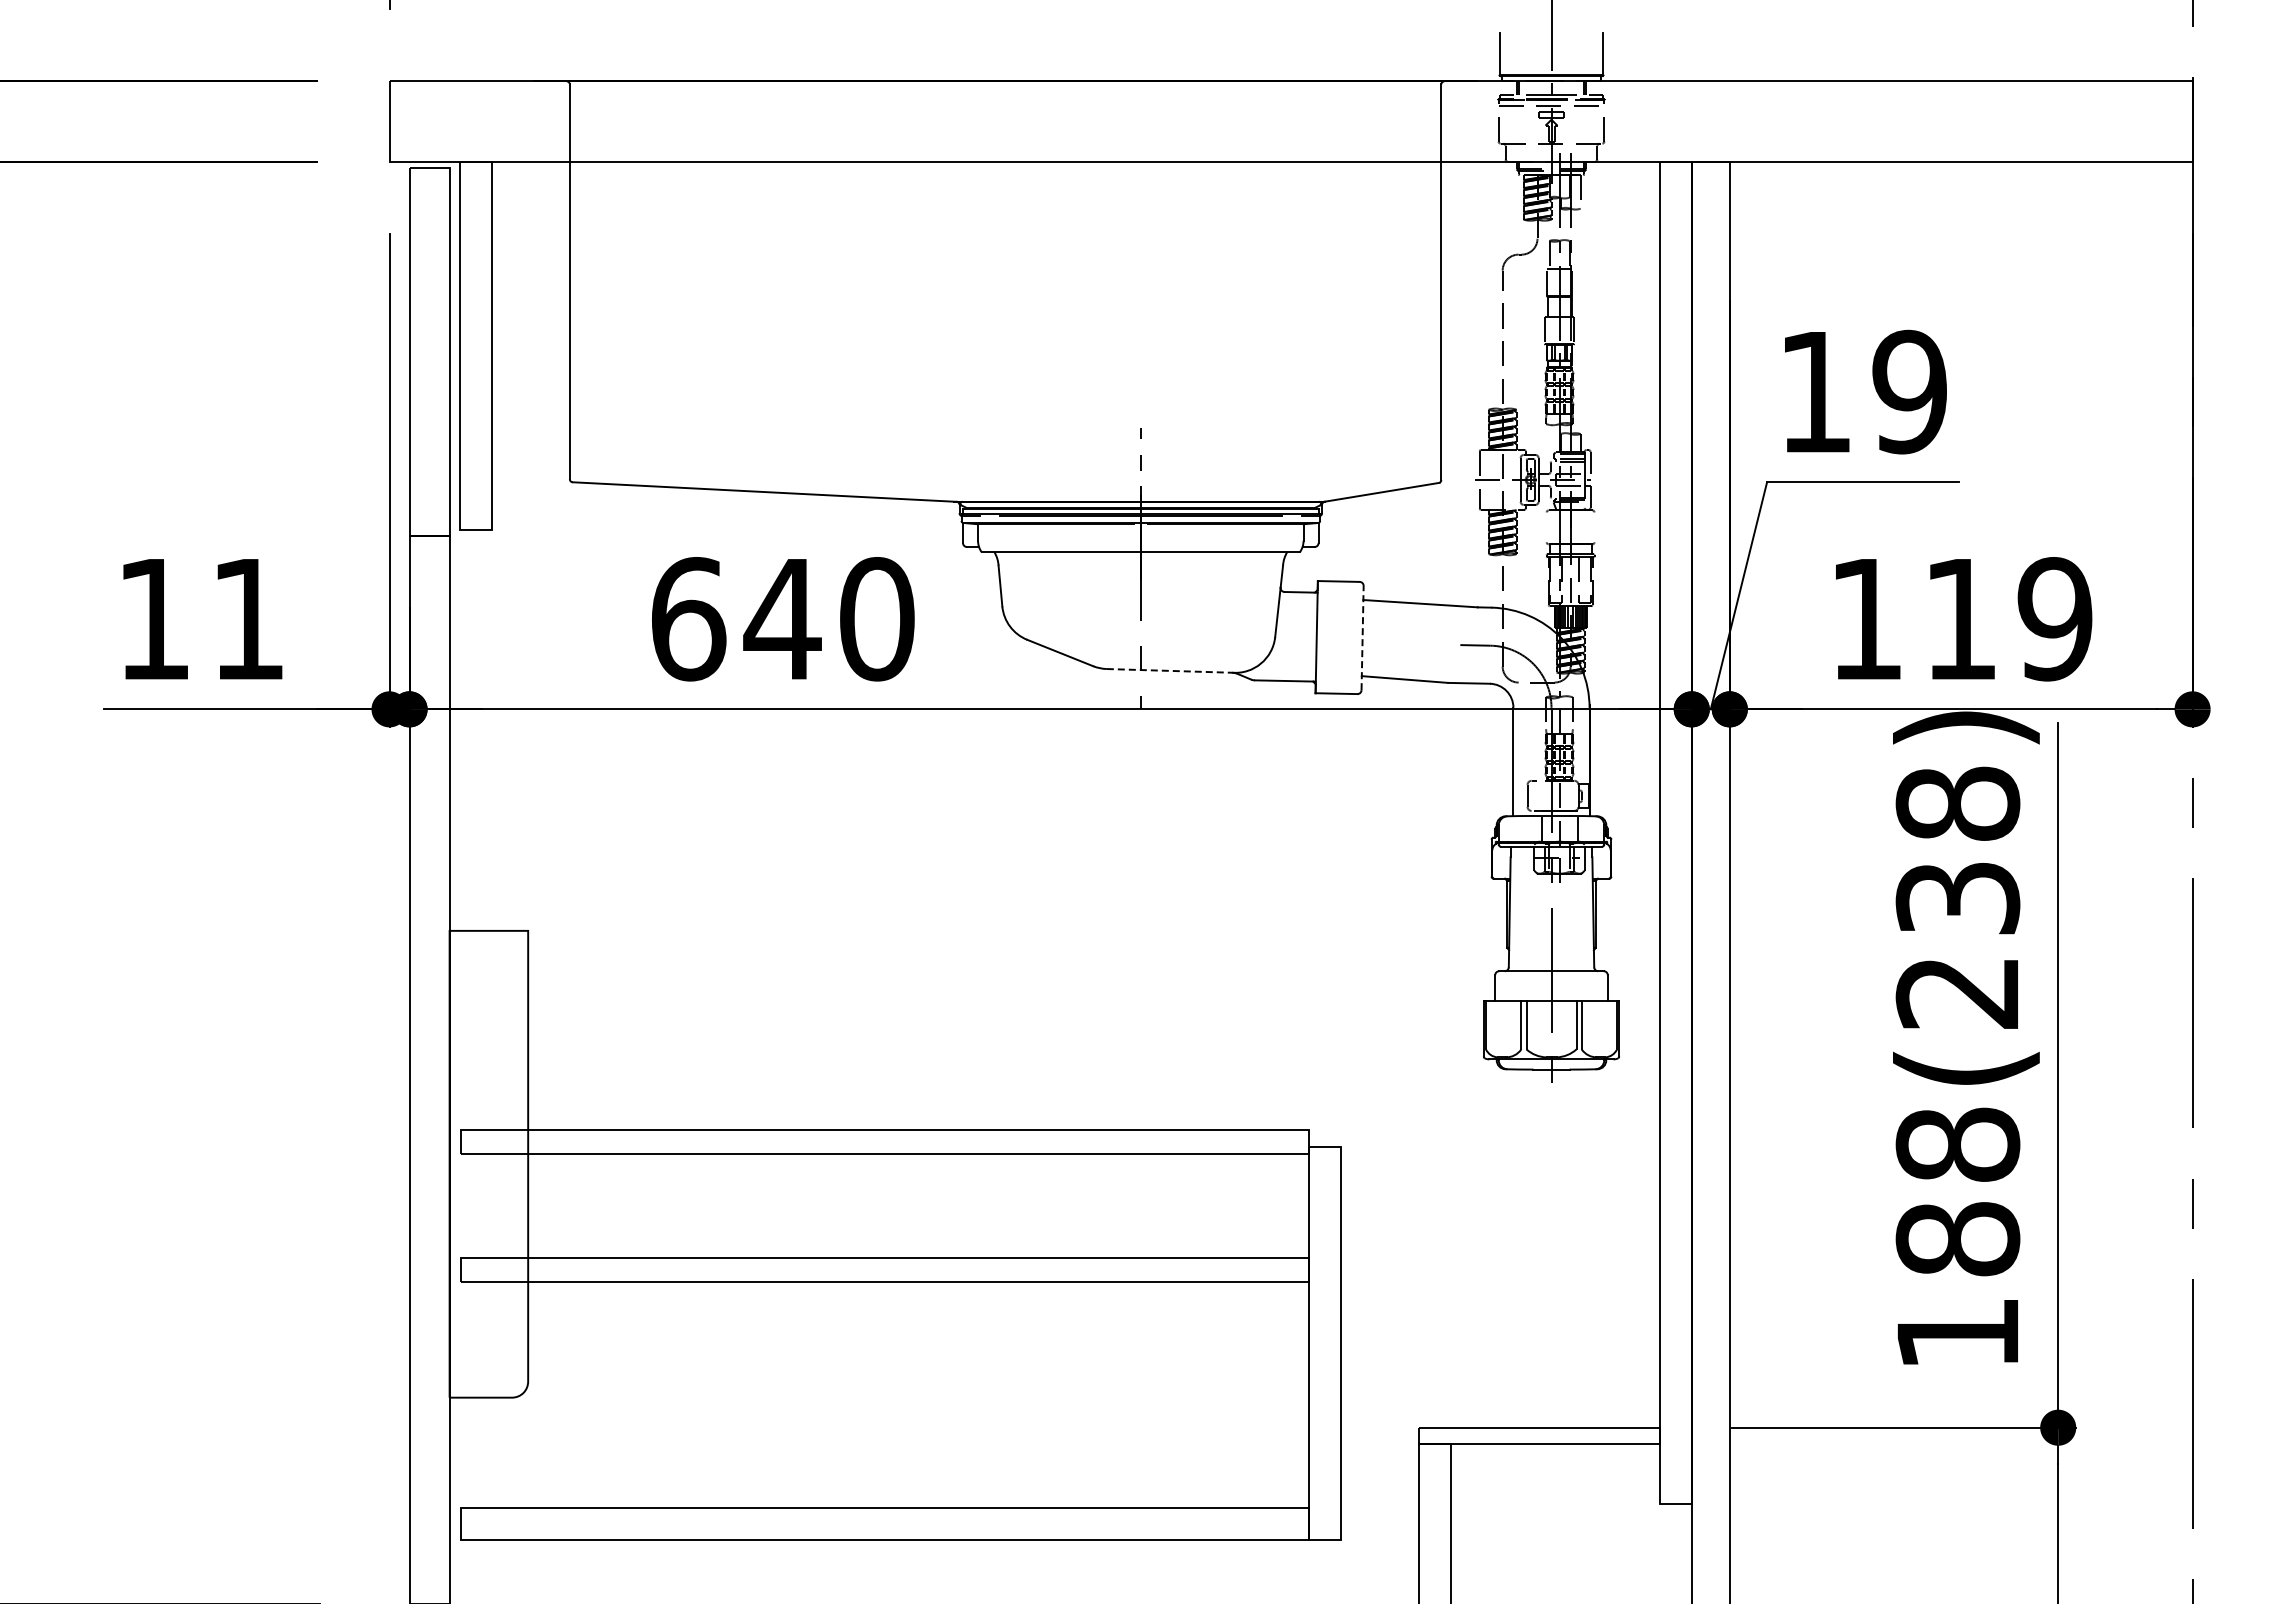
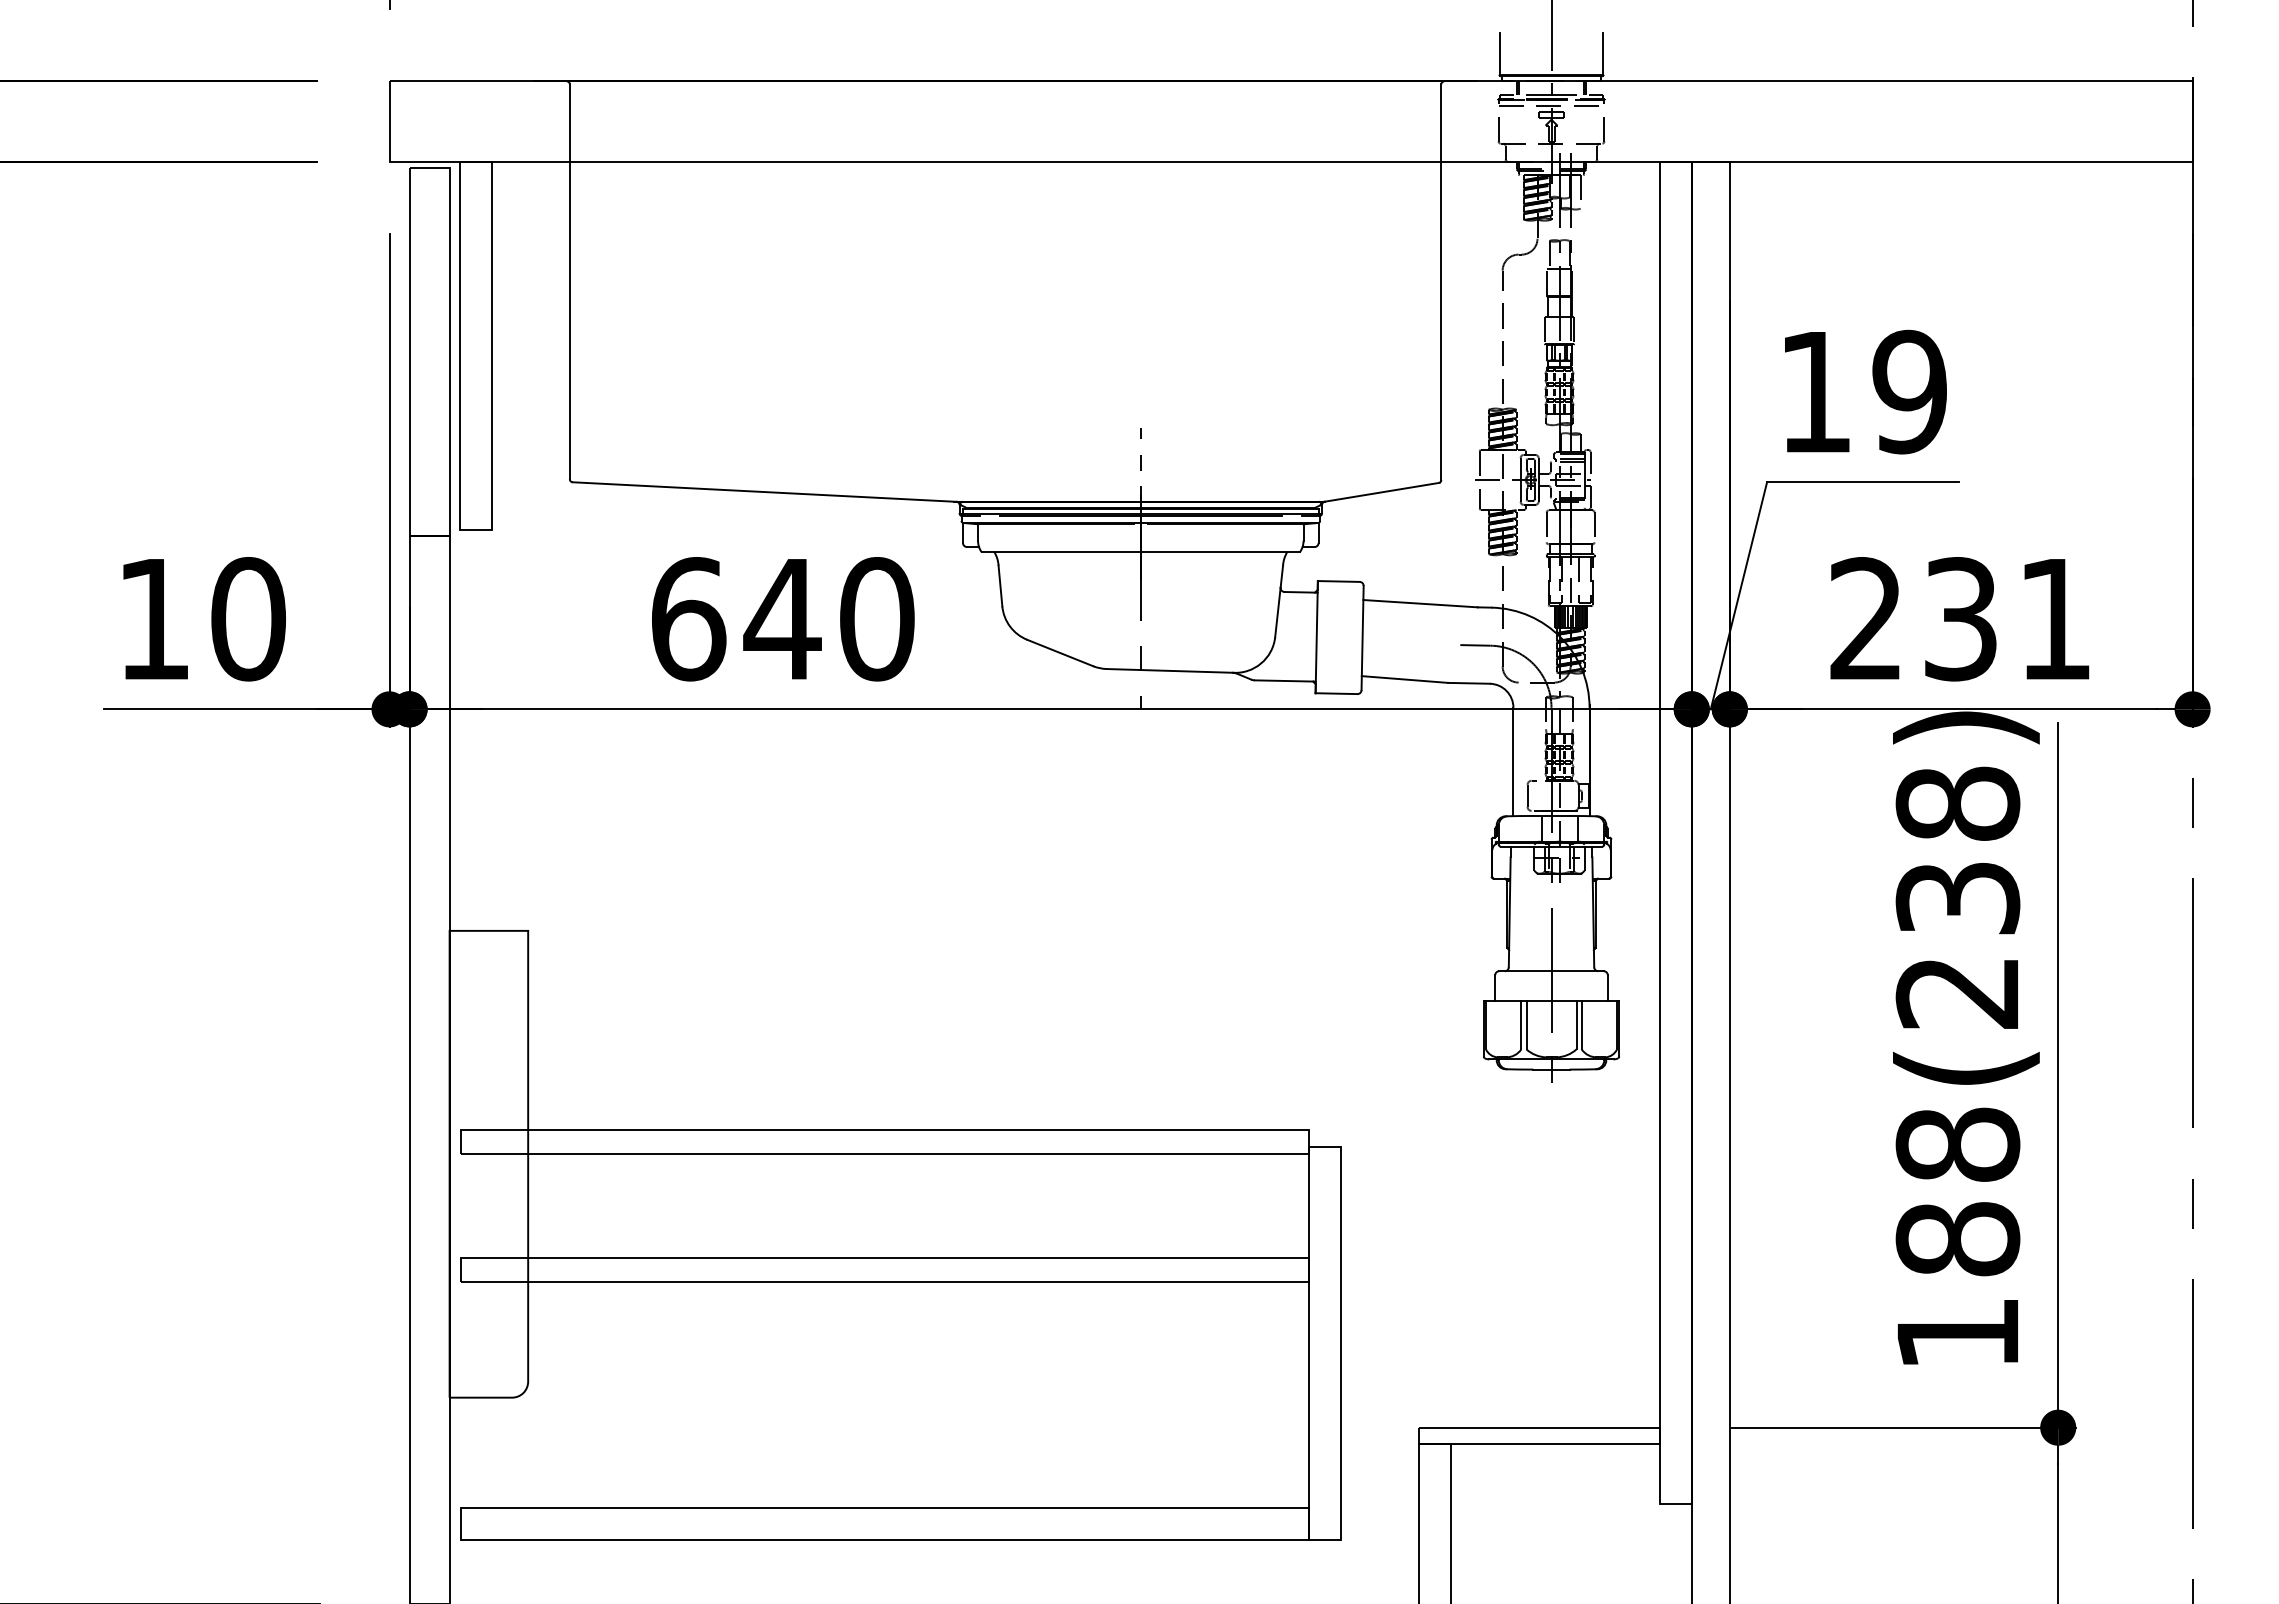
line: none -> present (1546, 527)
line: none -> present (1594, 527)
text: 11 -> 10 (248, 619)
text: 119 -> 231 (1961, 619)
line: dashed -> solid (1362, 637)
line: dashed -> solid (1170, 670)
